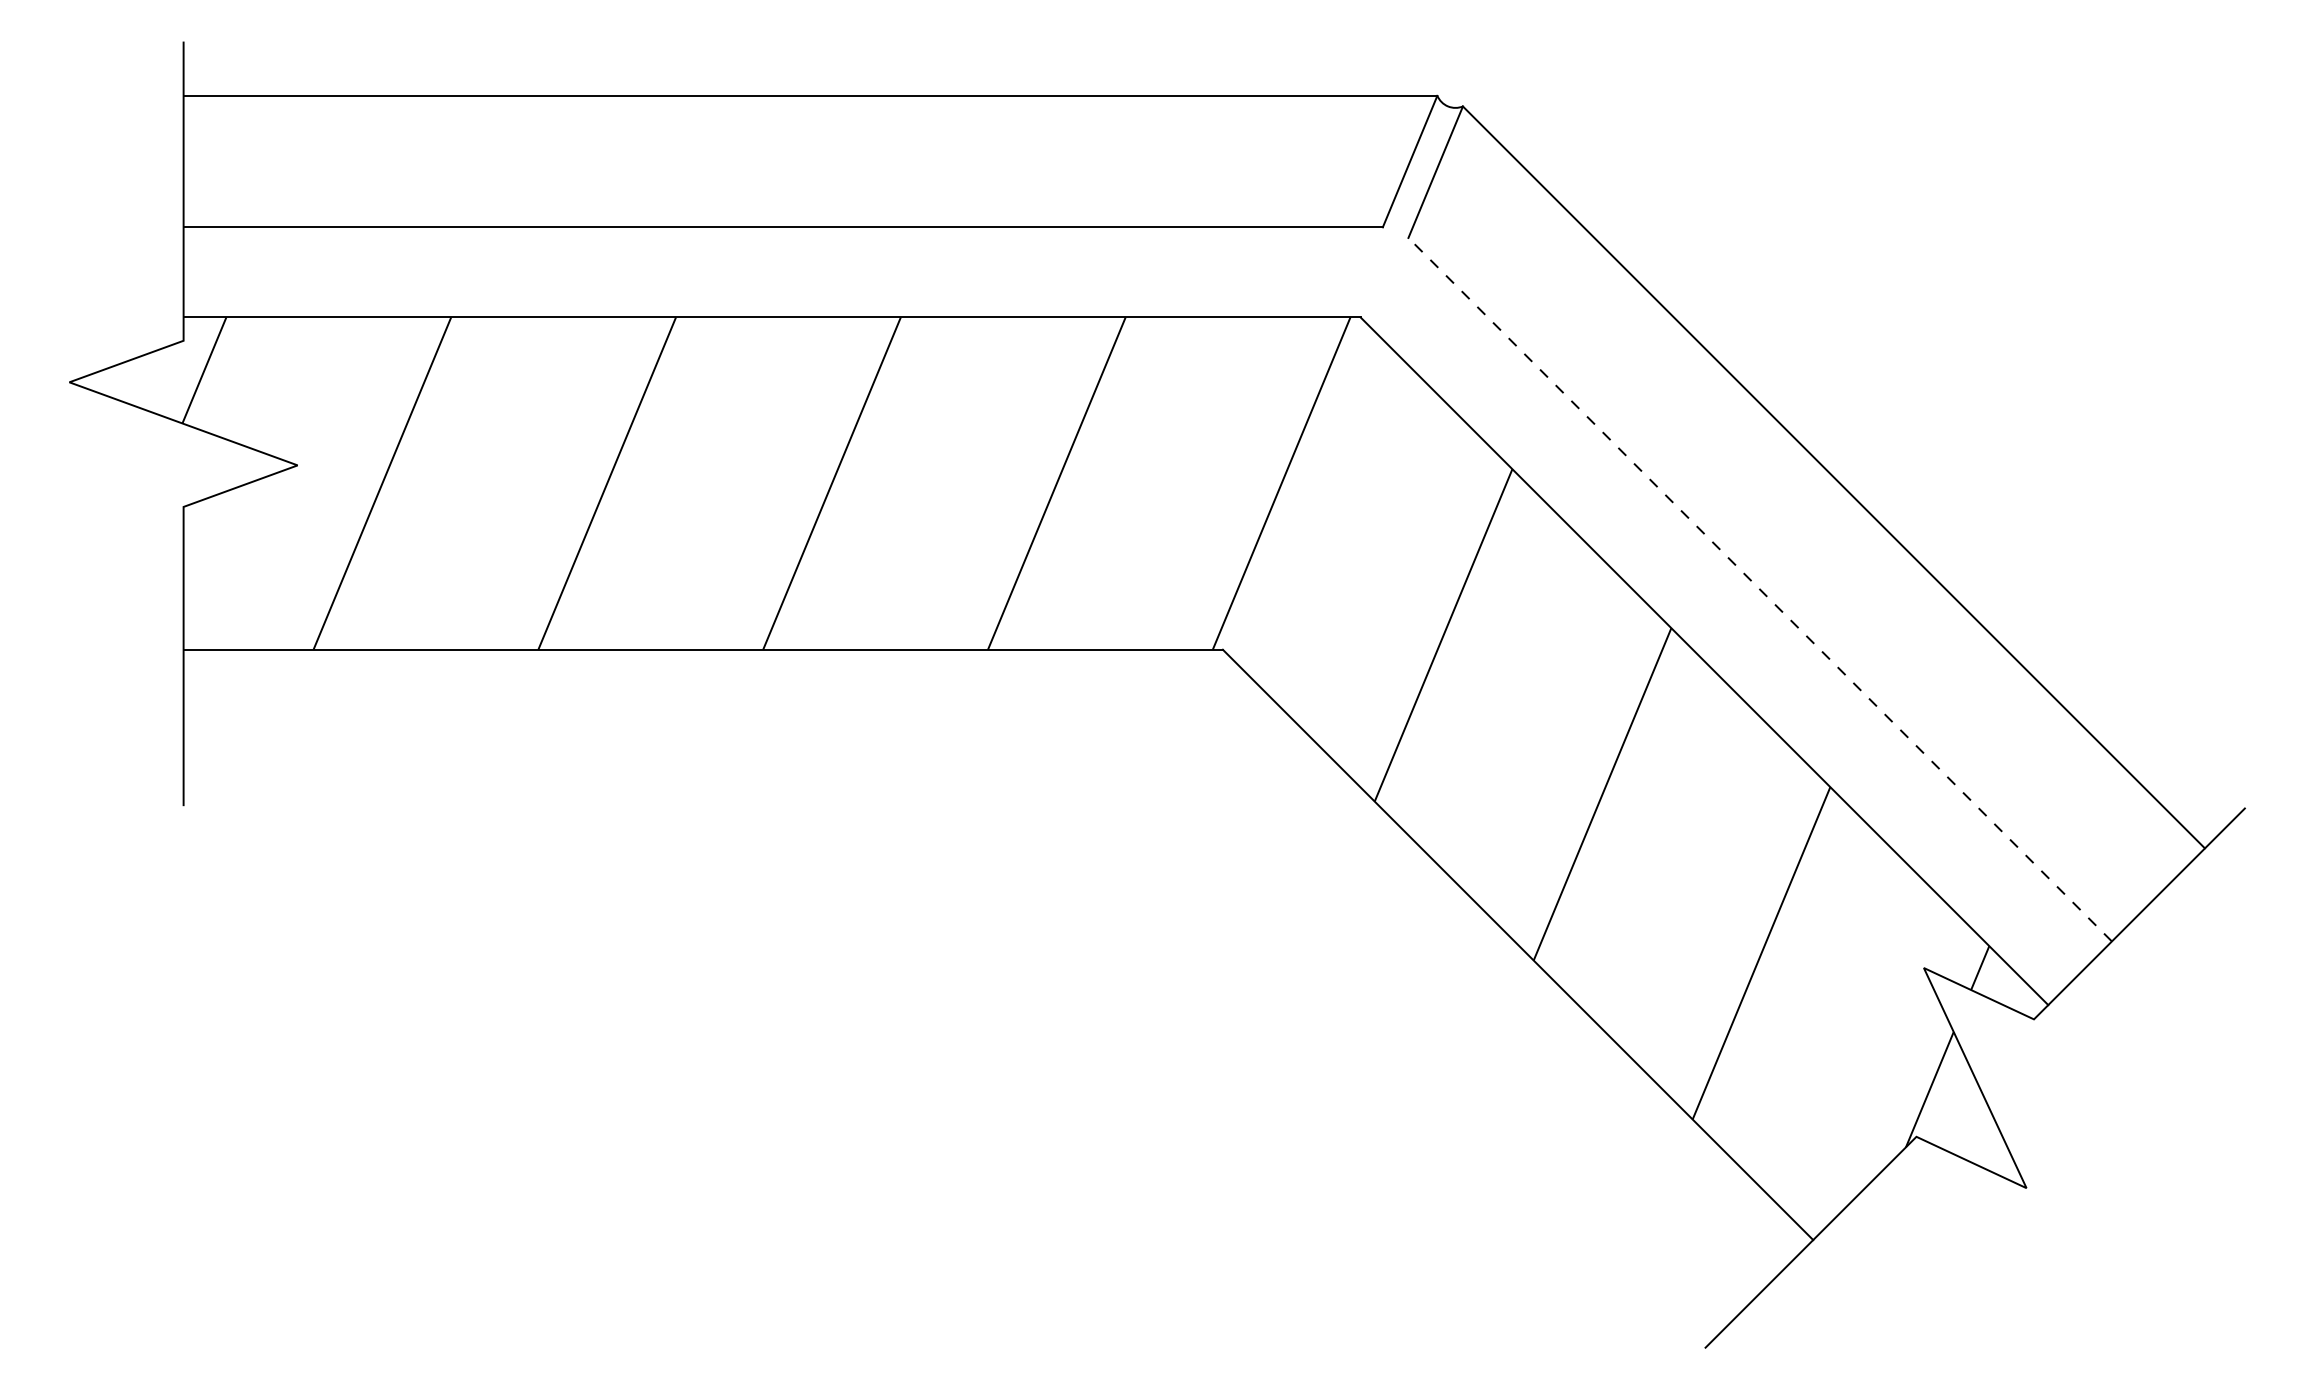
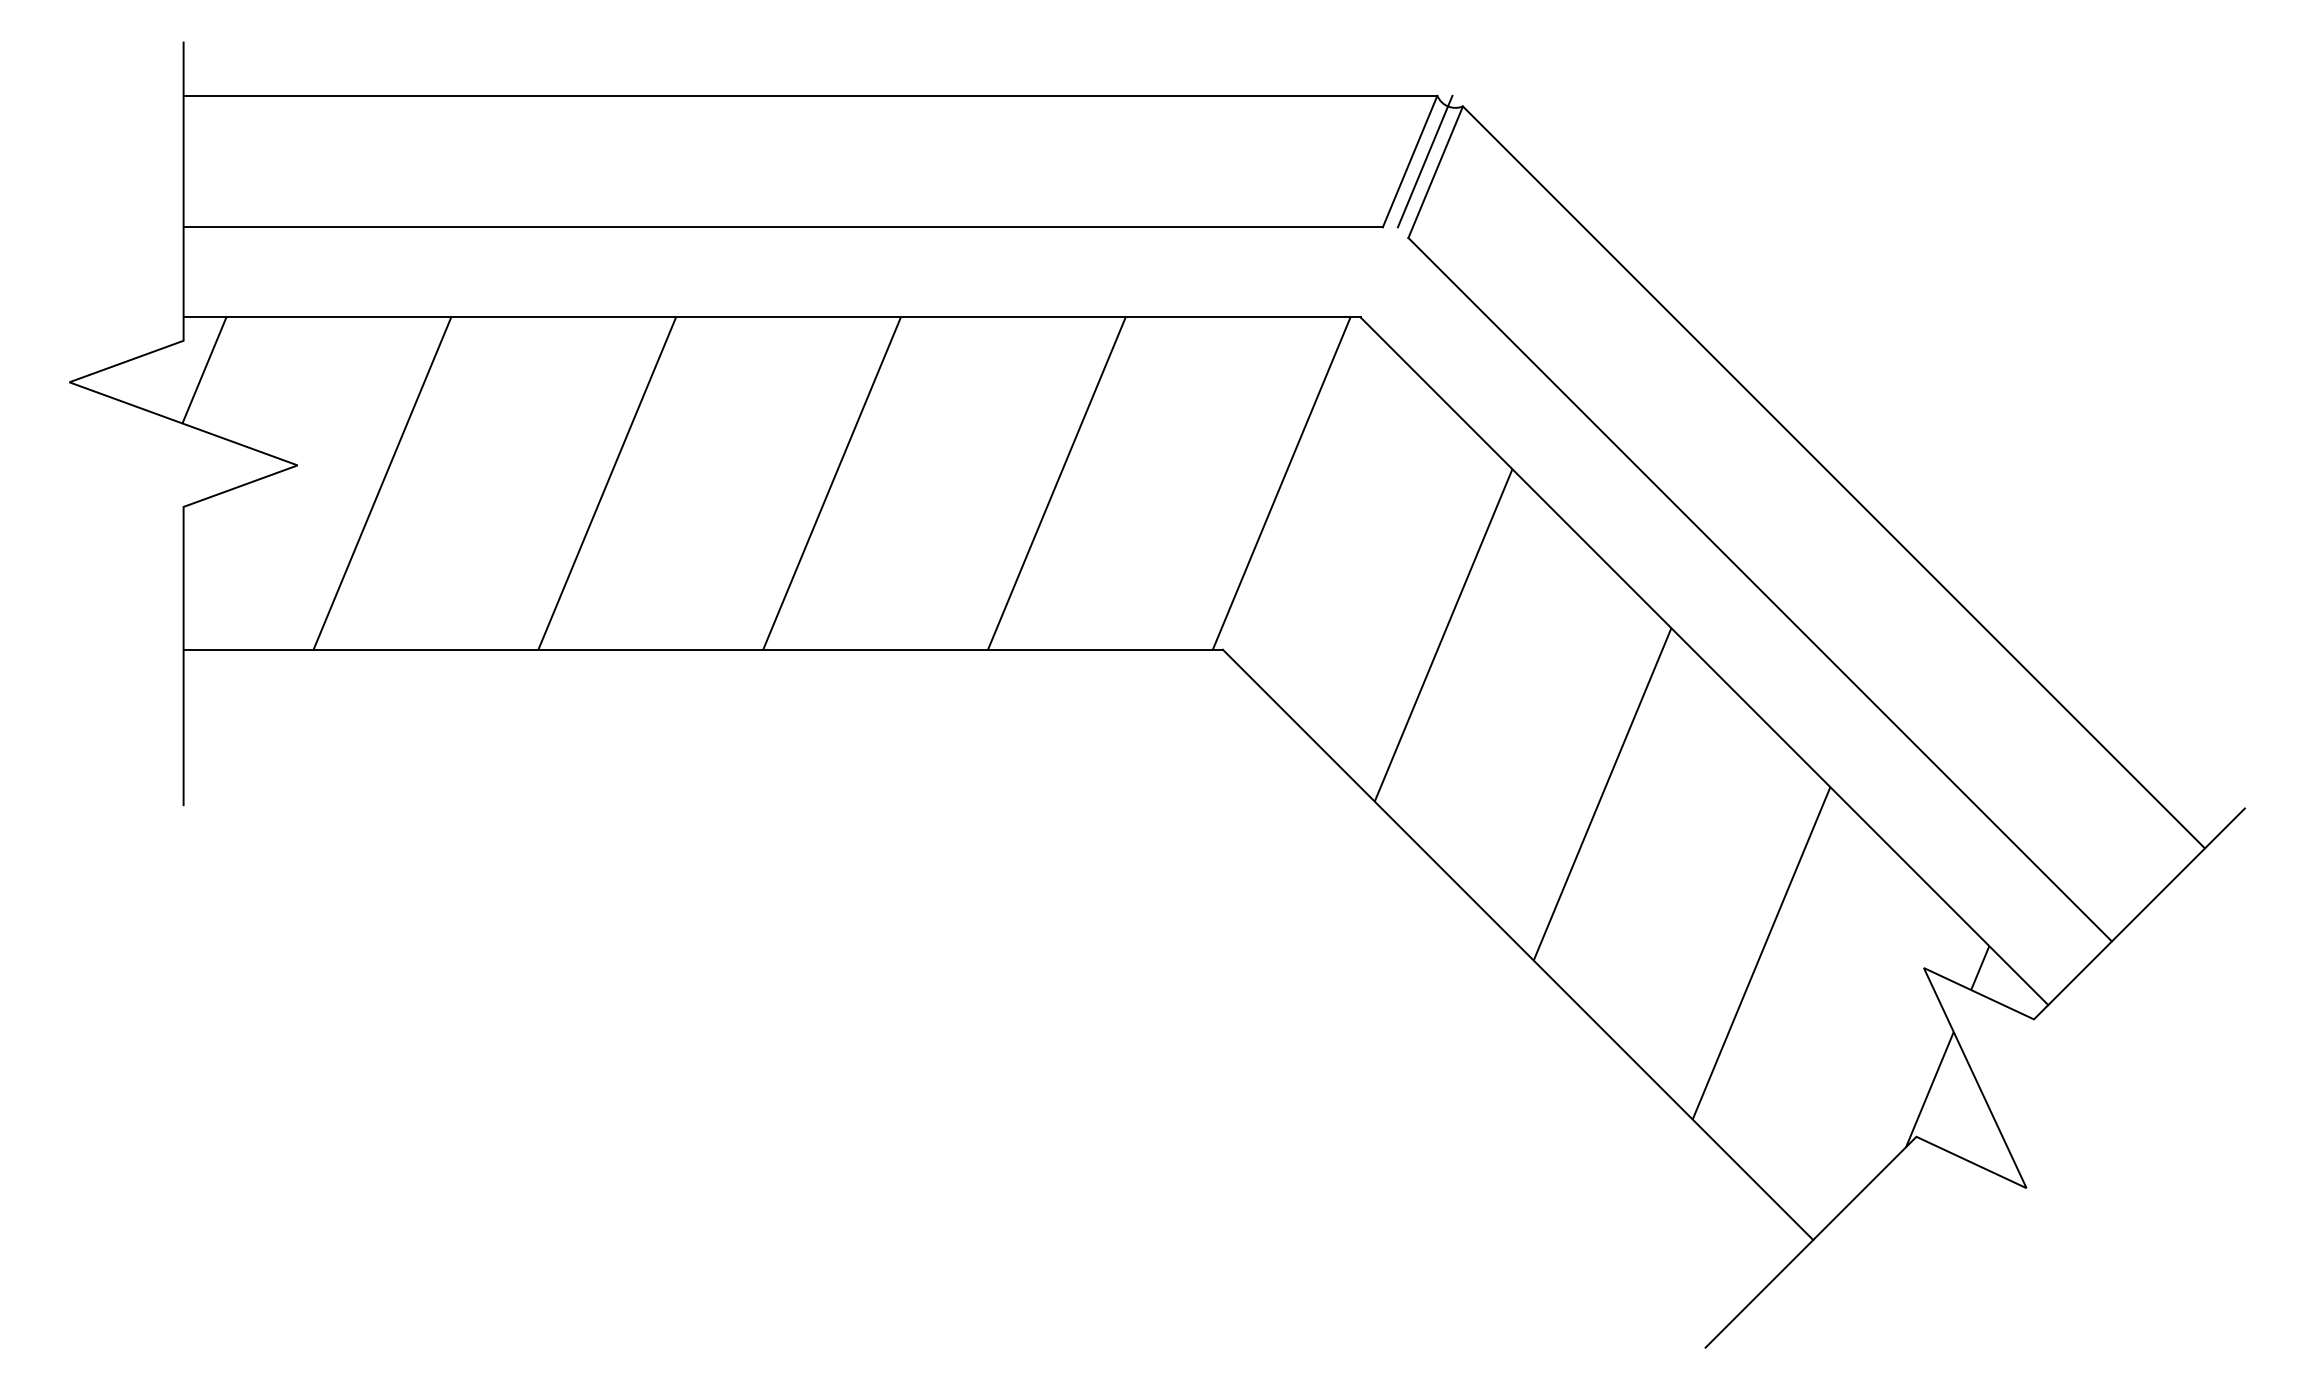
line: none -> present (1424, 161)
line: dashed -> solid (1759, 589)
